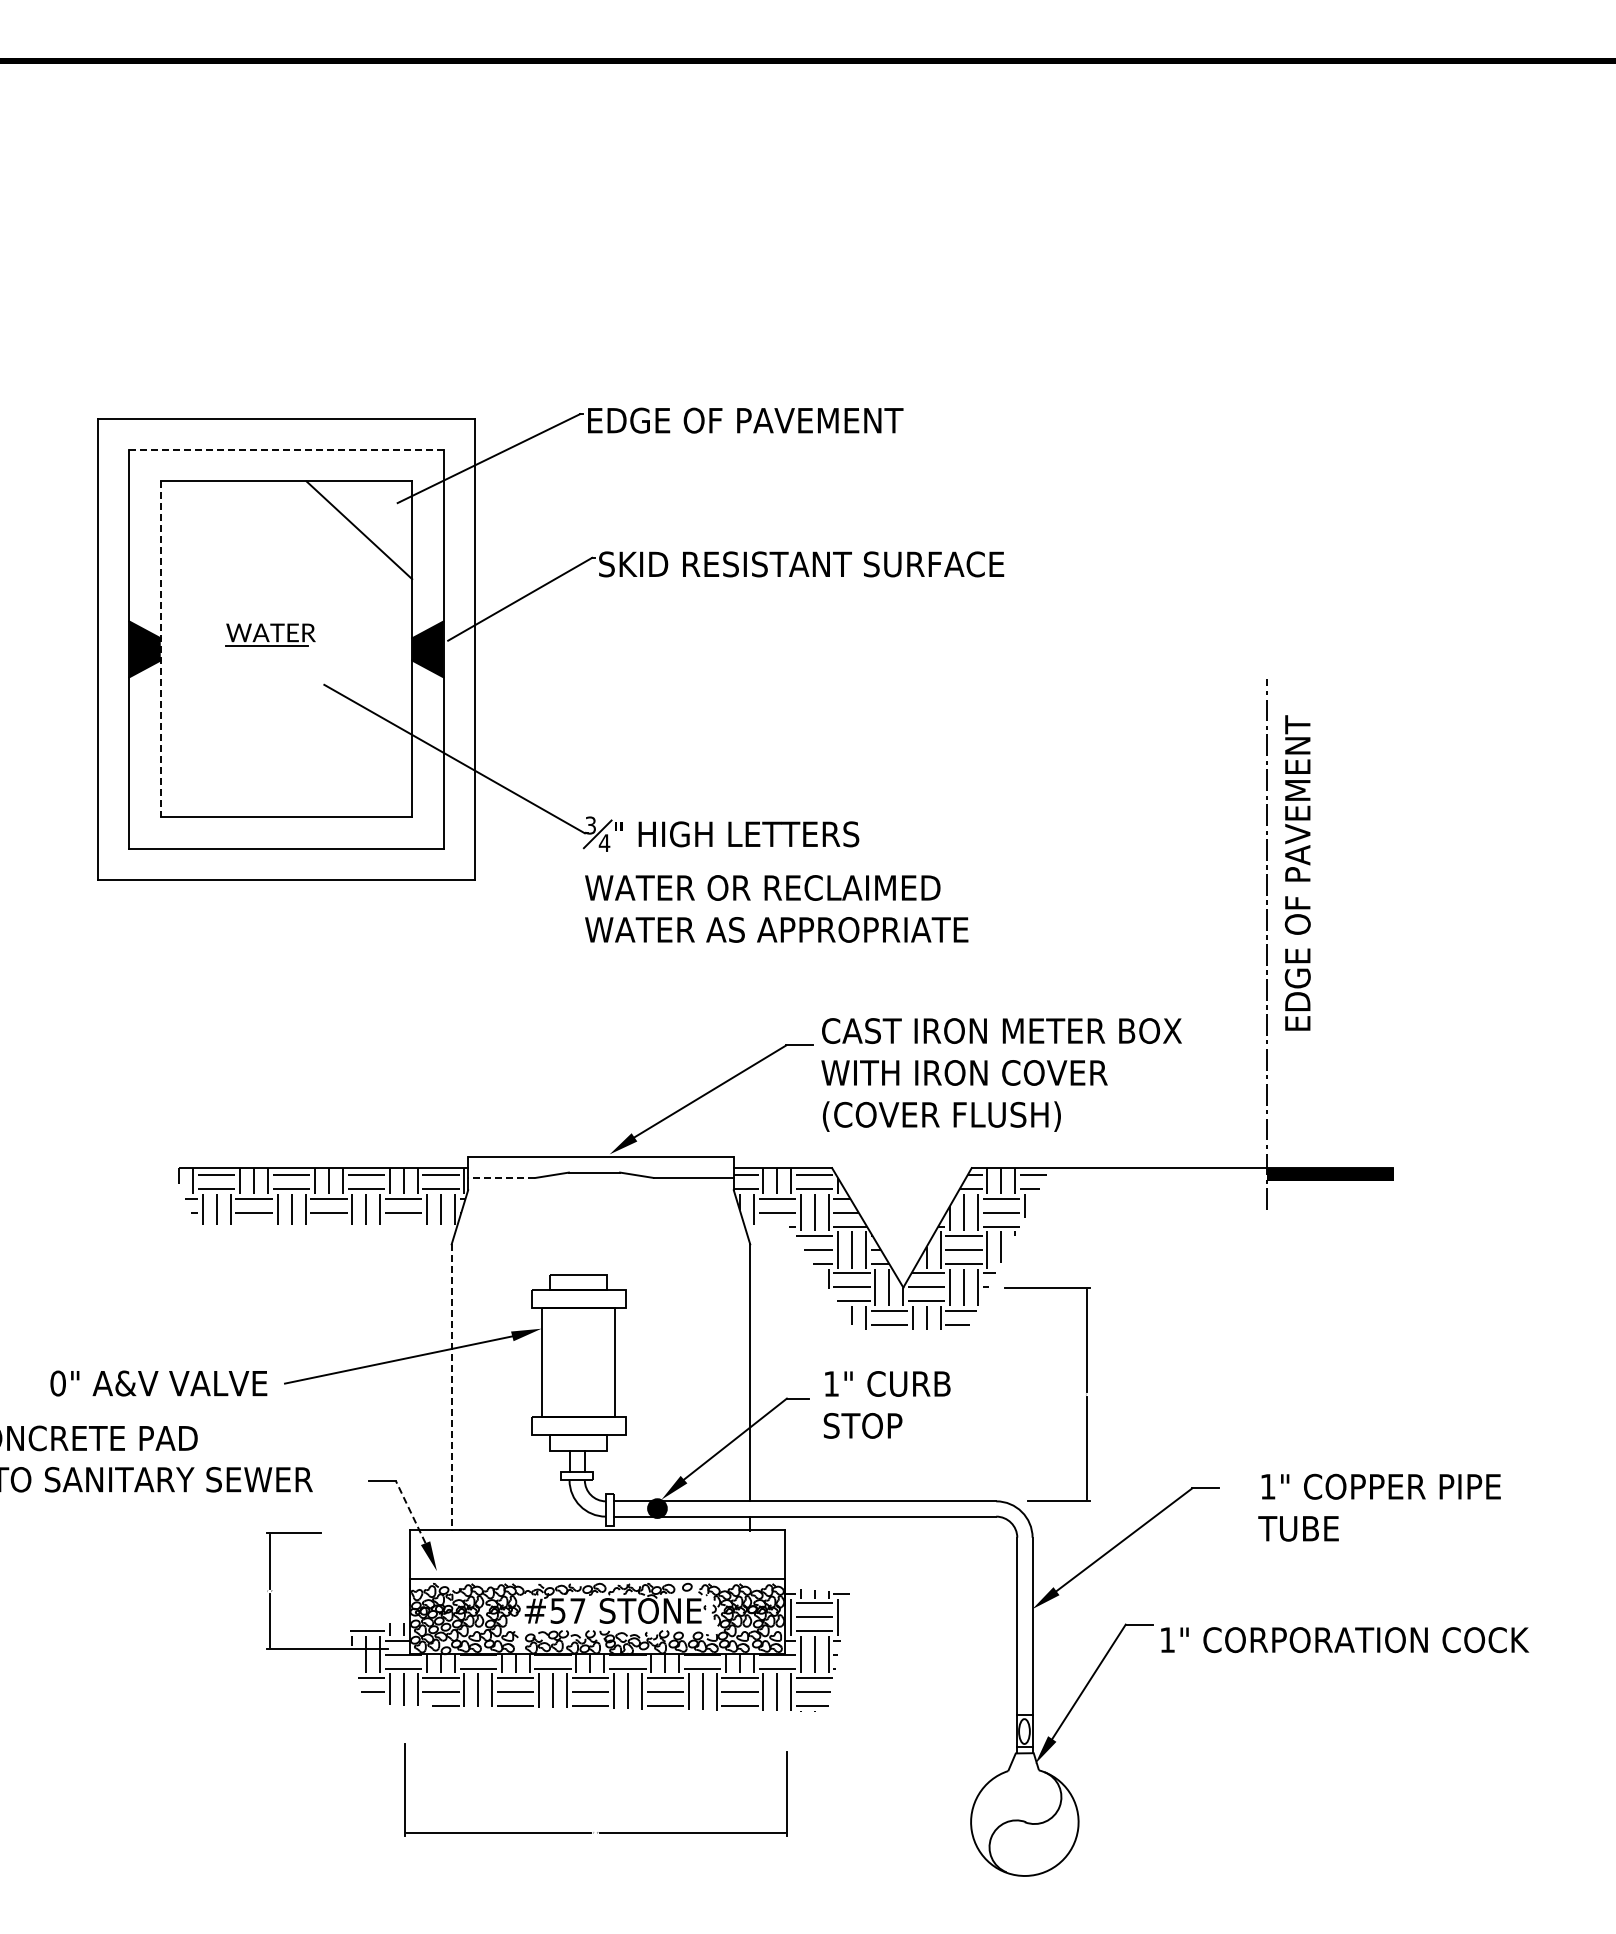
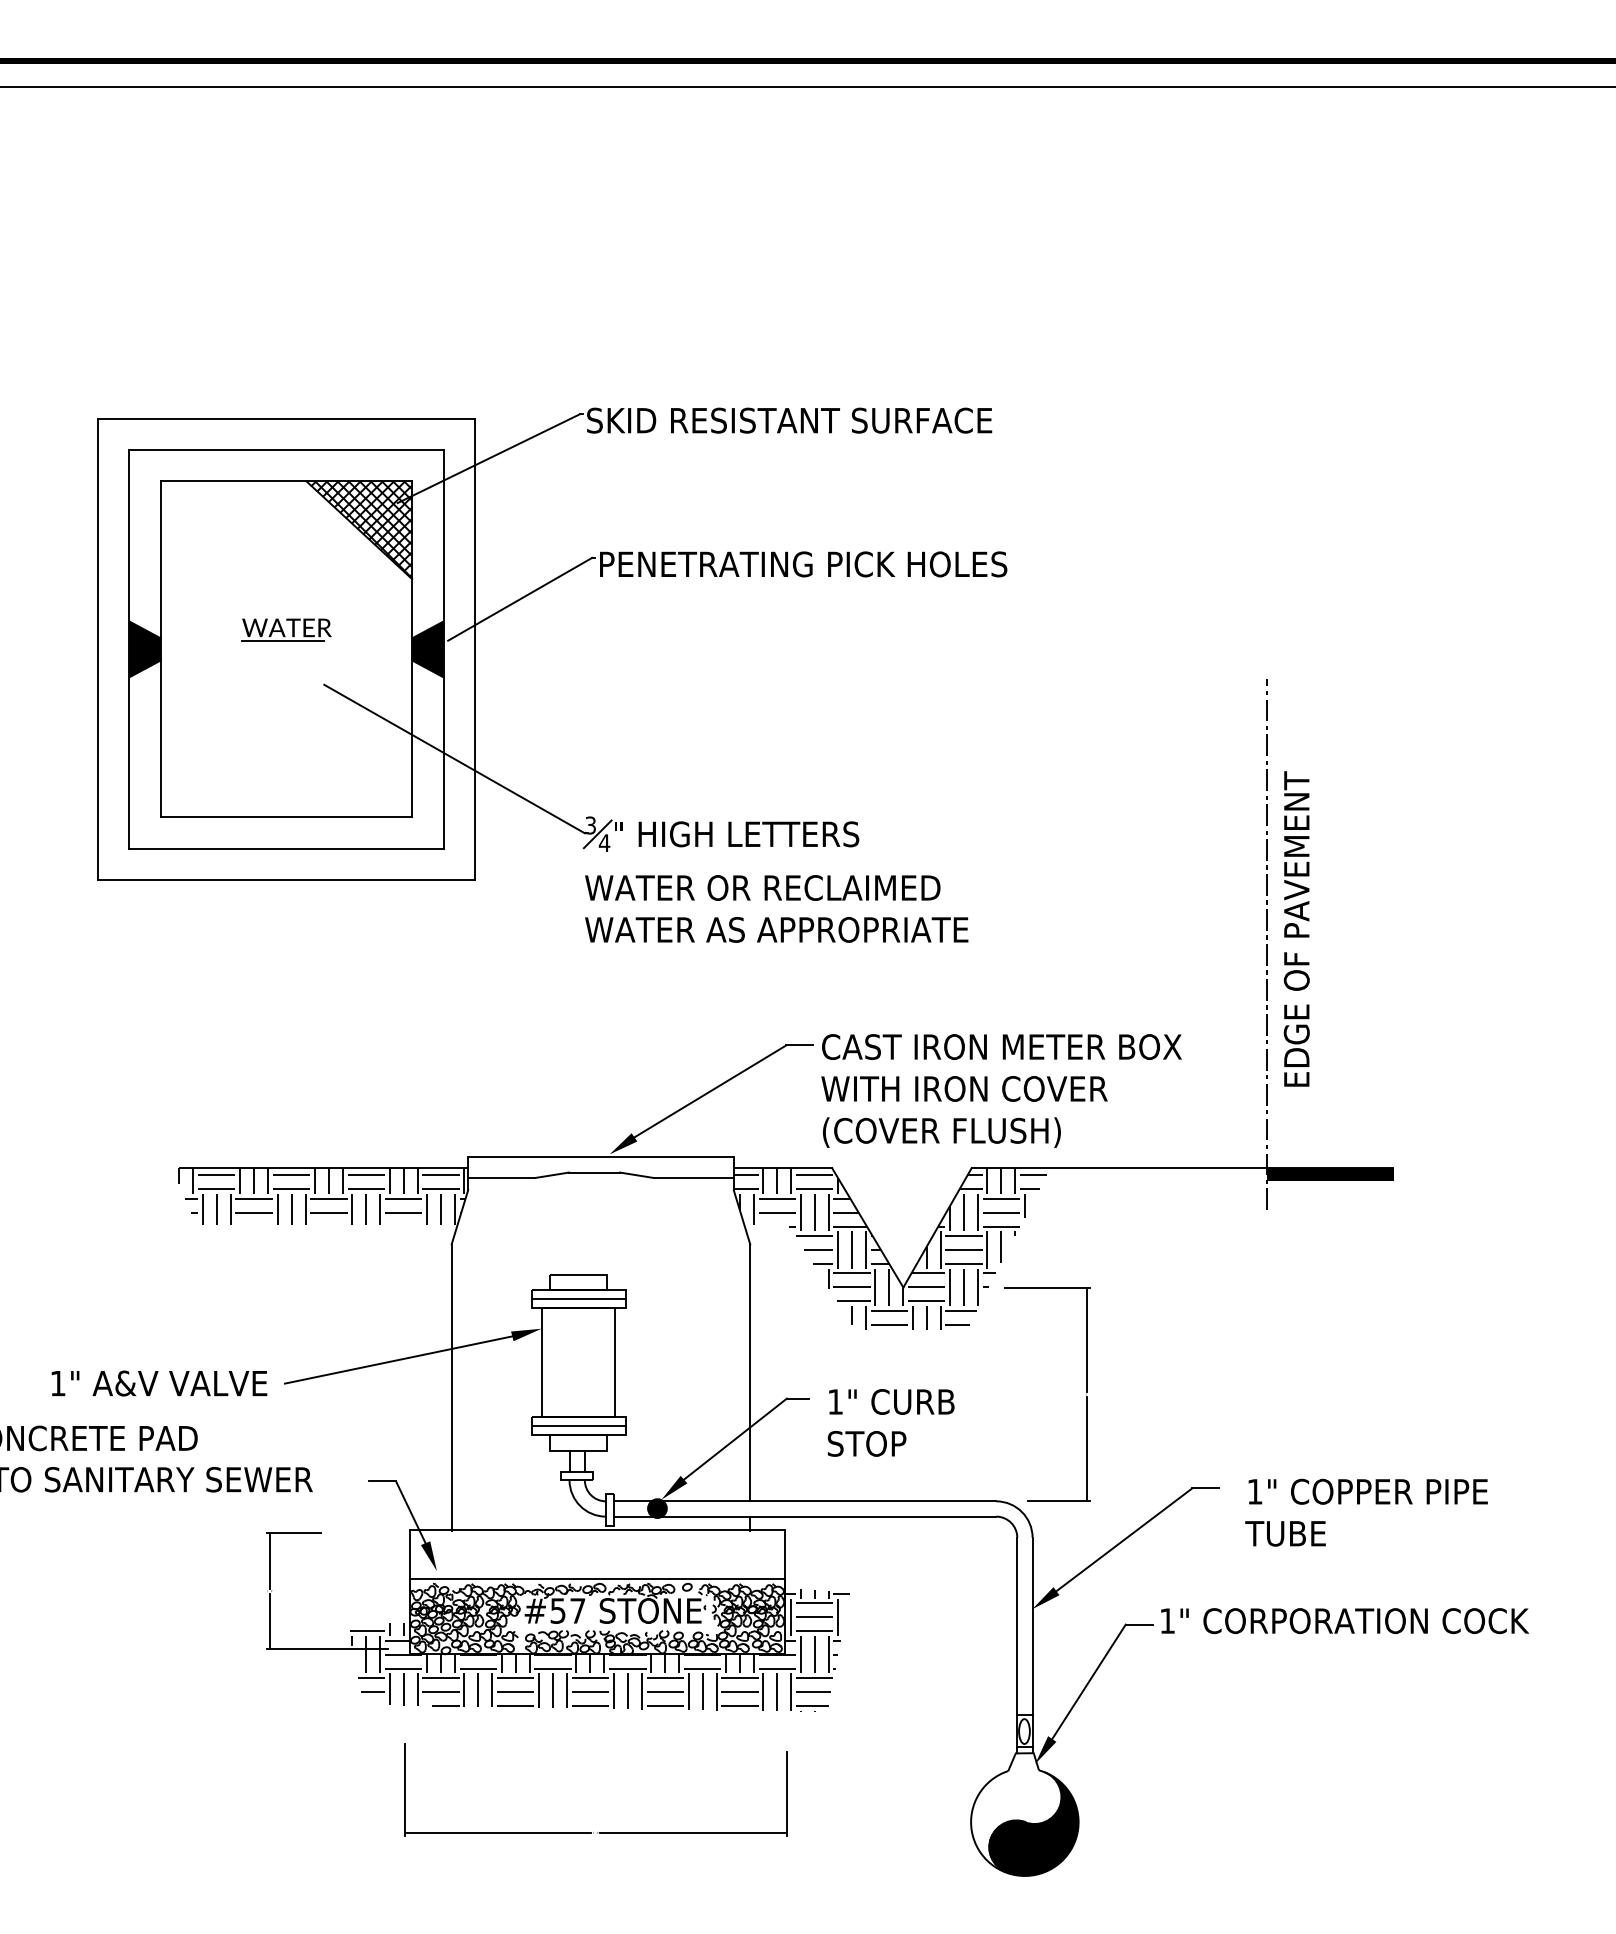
line: none -> present (807, 86)
text: EDGE OF PAVEMENT -> SKID RESISTANT SURFACE (789, 420)
line: dashed -> solid (285, 449)
hatch: none -> present (361, 529)
text: SKID RESISTANT SURFACE -> PENETRATING PICK HOLES (803, 564)
part position: (270, 634) -> (286, 629) (286, 629)
line: dashed -> solid (160, 649)
text position: (1297, 872) -> (1296, 928) (1296, 928)
text position: (1001, 1074) -> (1001, 1090) (1001, 1090)
line: dashed -> solid (501, 1177)
line: none -> present (578, 1299)
text: 0" -> 1" (57, 1383)
line: dashed -> solid (451, 1388)
text position: (886, 1404) -> (890, 1422) (890, 1422)
line: none -> present (578, 1426)
text position: (1379, 1507) -> (1366, 1512) (1366, 1512)
line: dashed -> solid (410, 1511)
text position: (1345, 1640) -> (1345, 1621) (1345, 1621)
fill: none -> present (1033, 1823)
